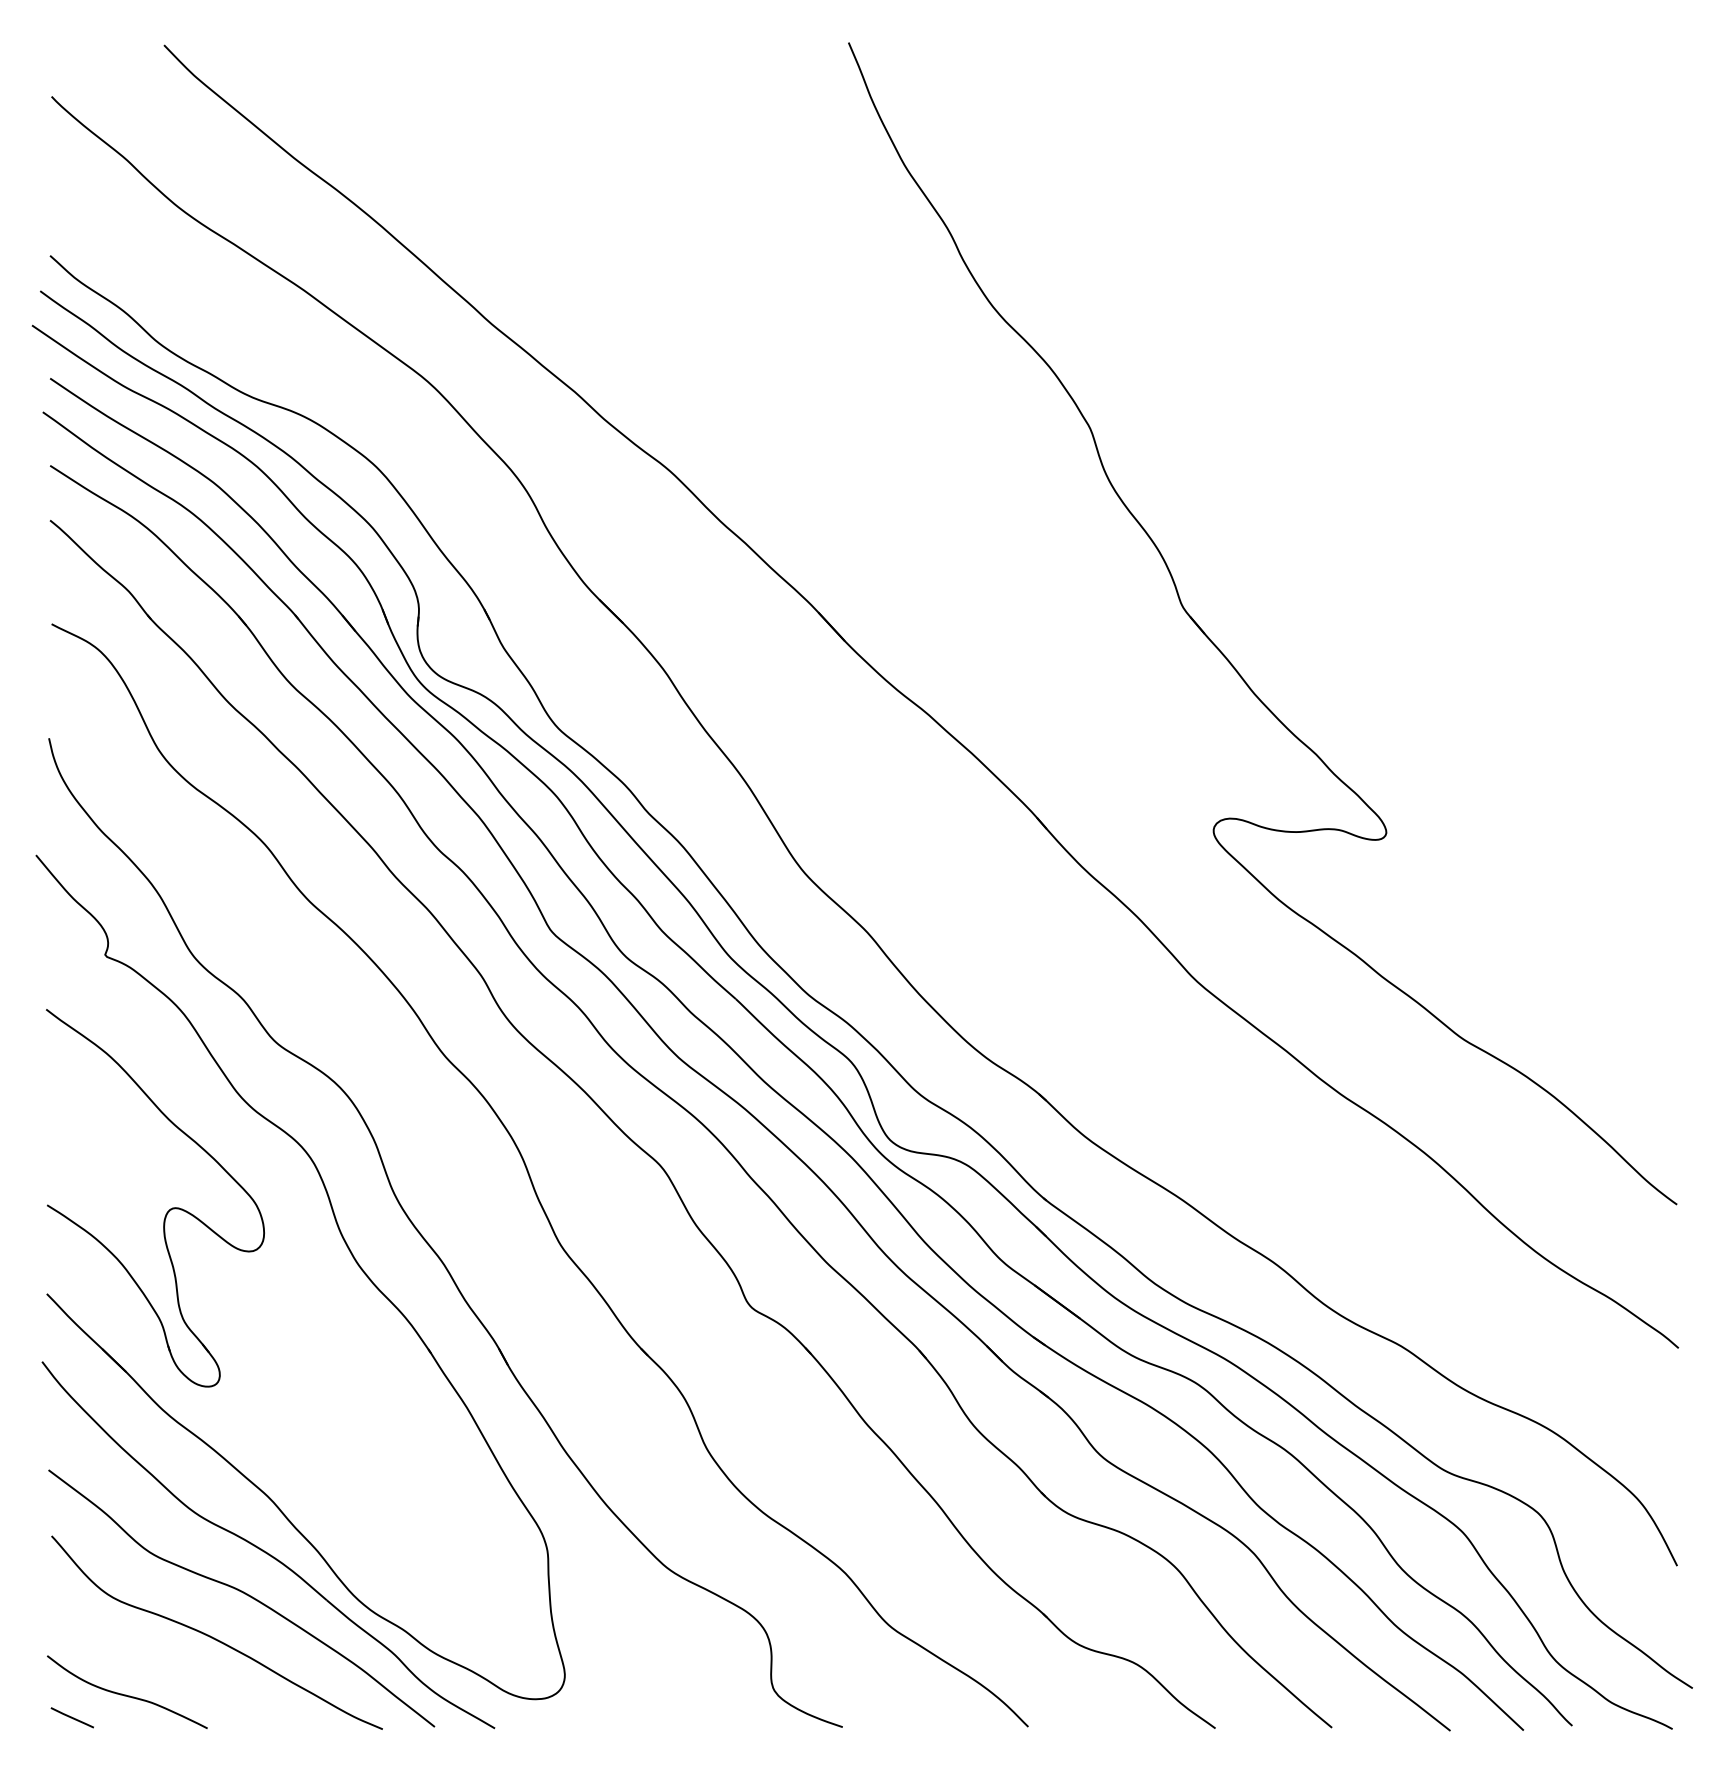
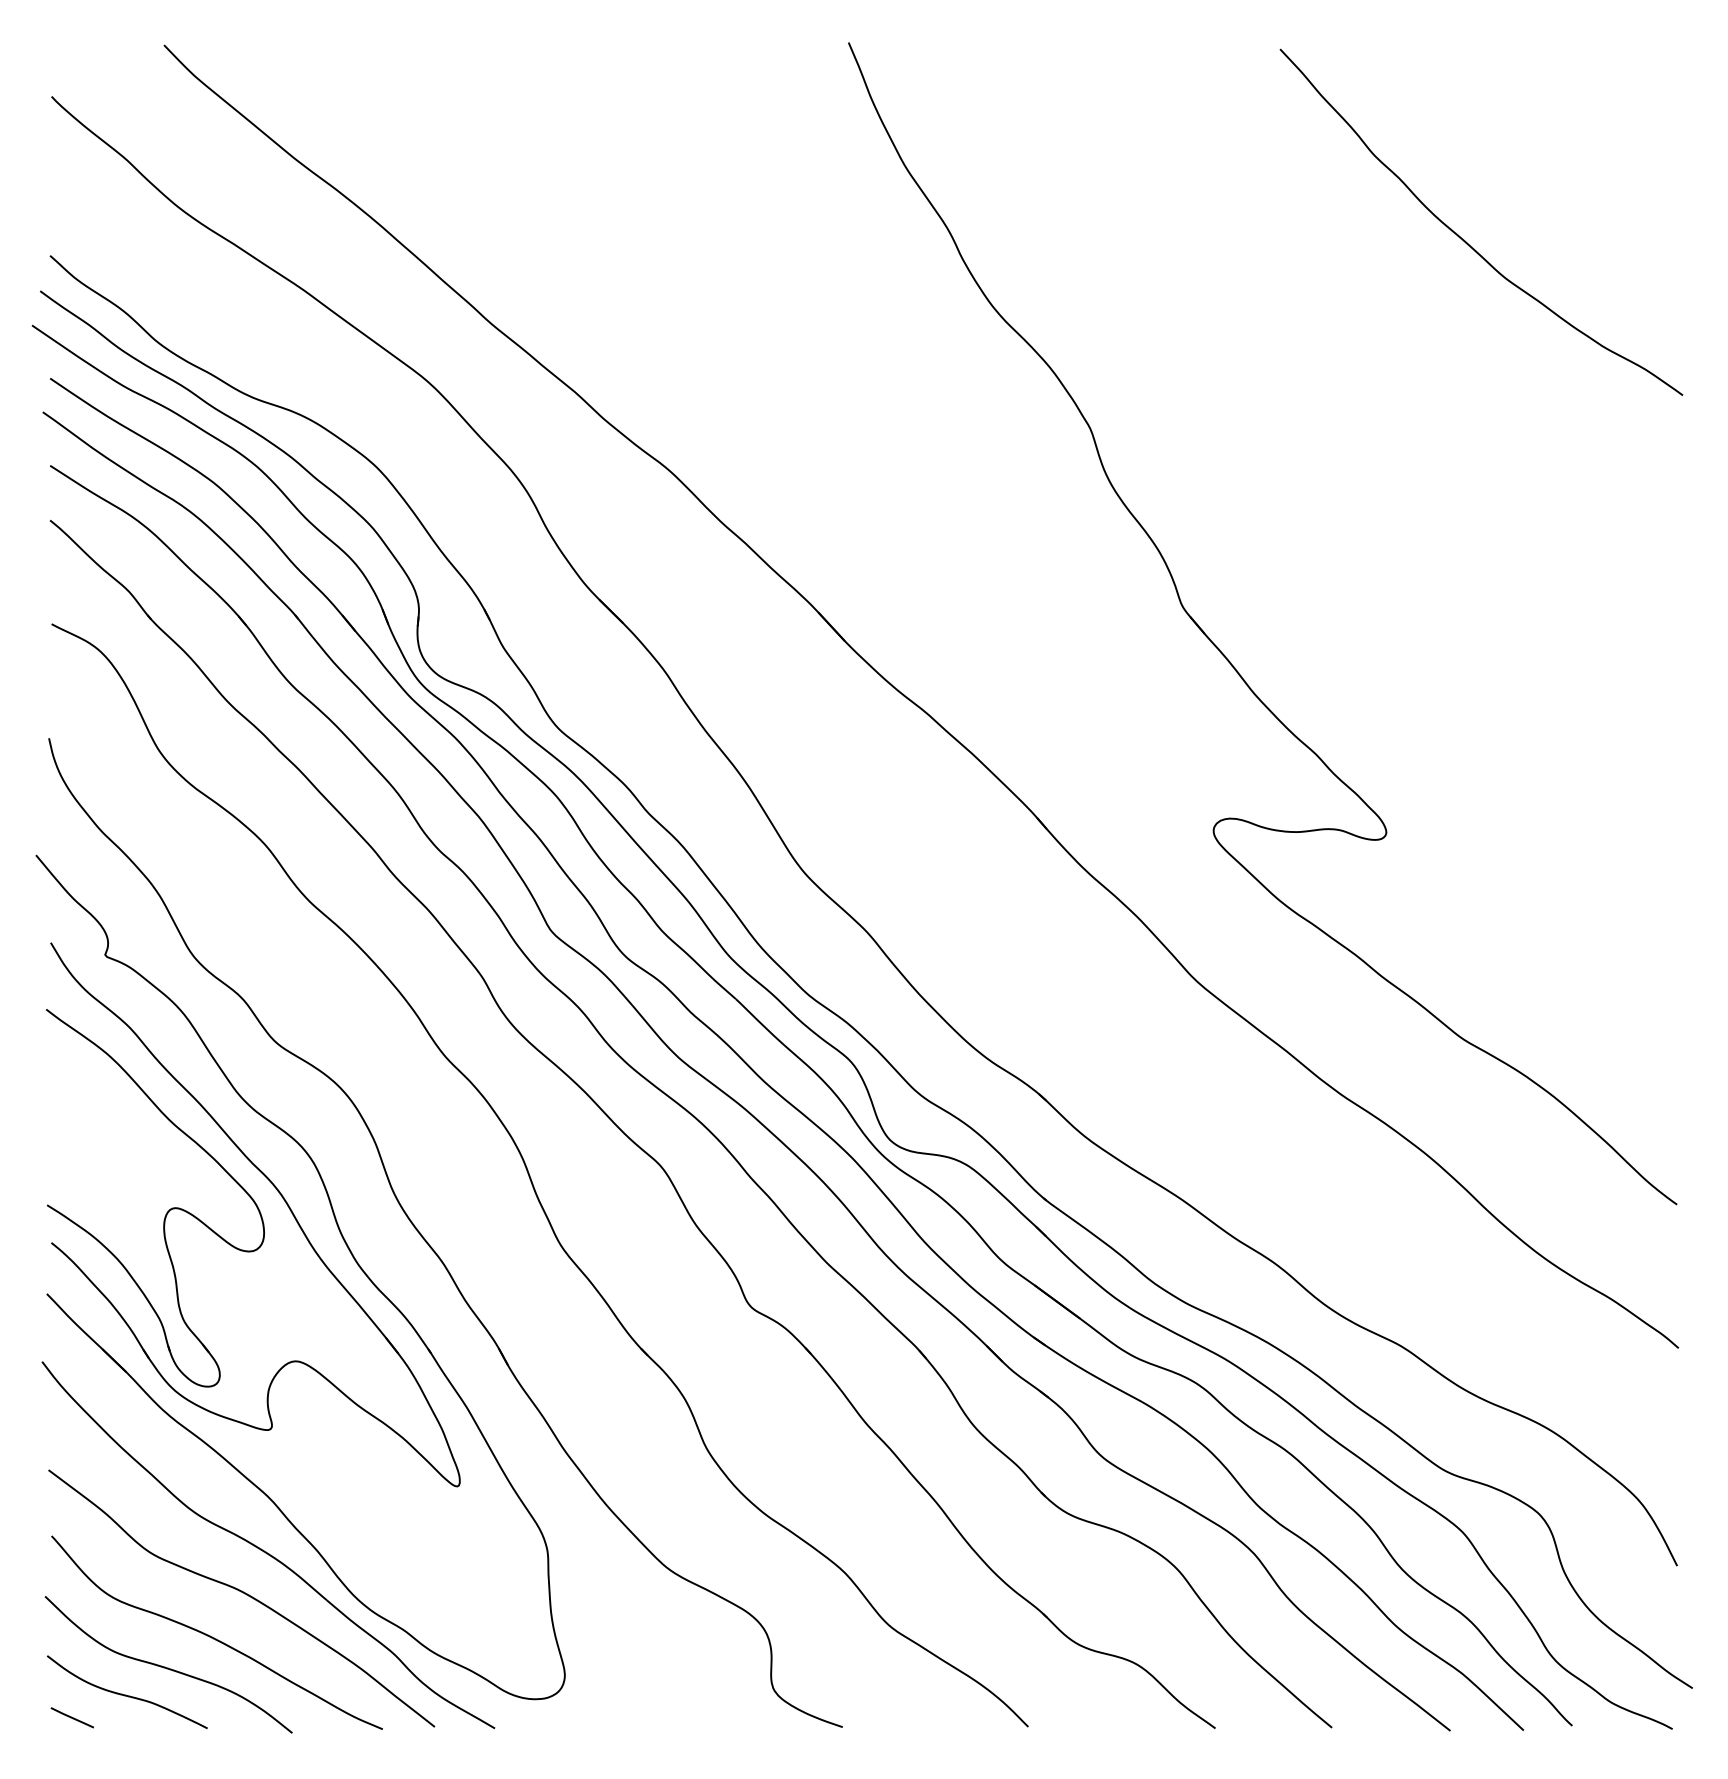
curve: none -> present (1464, 239)
part: none -> present (279, 1194)
curve: none -> present (168, 1667)
